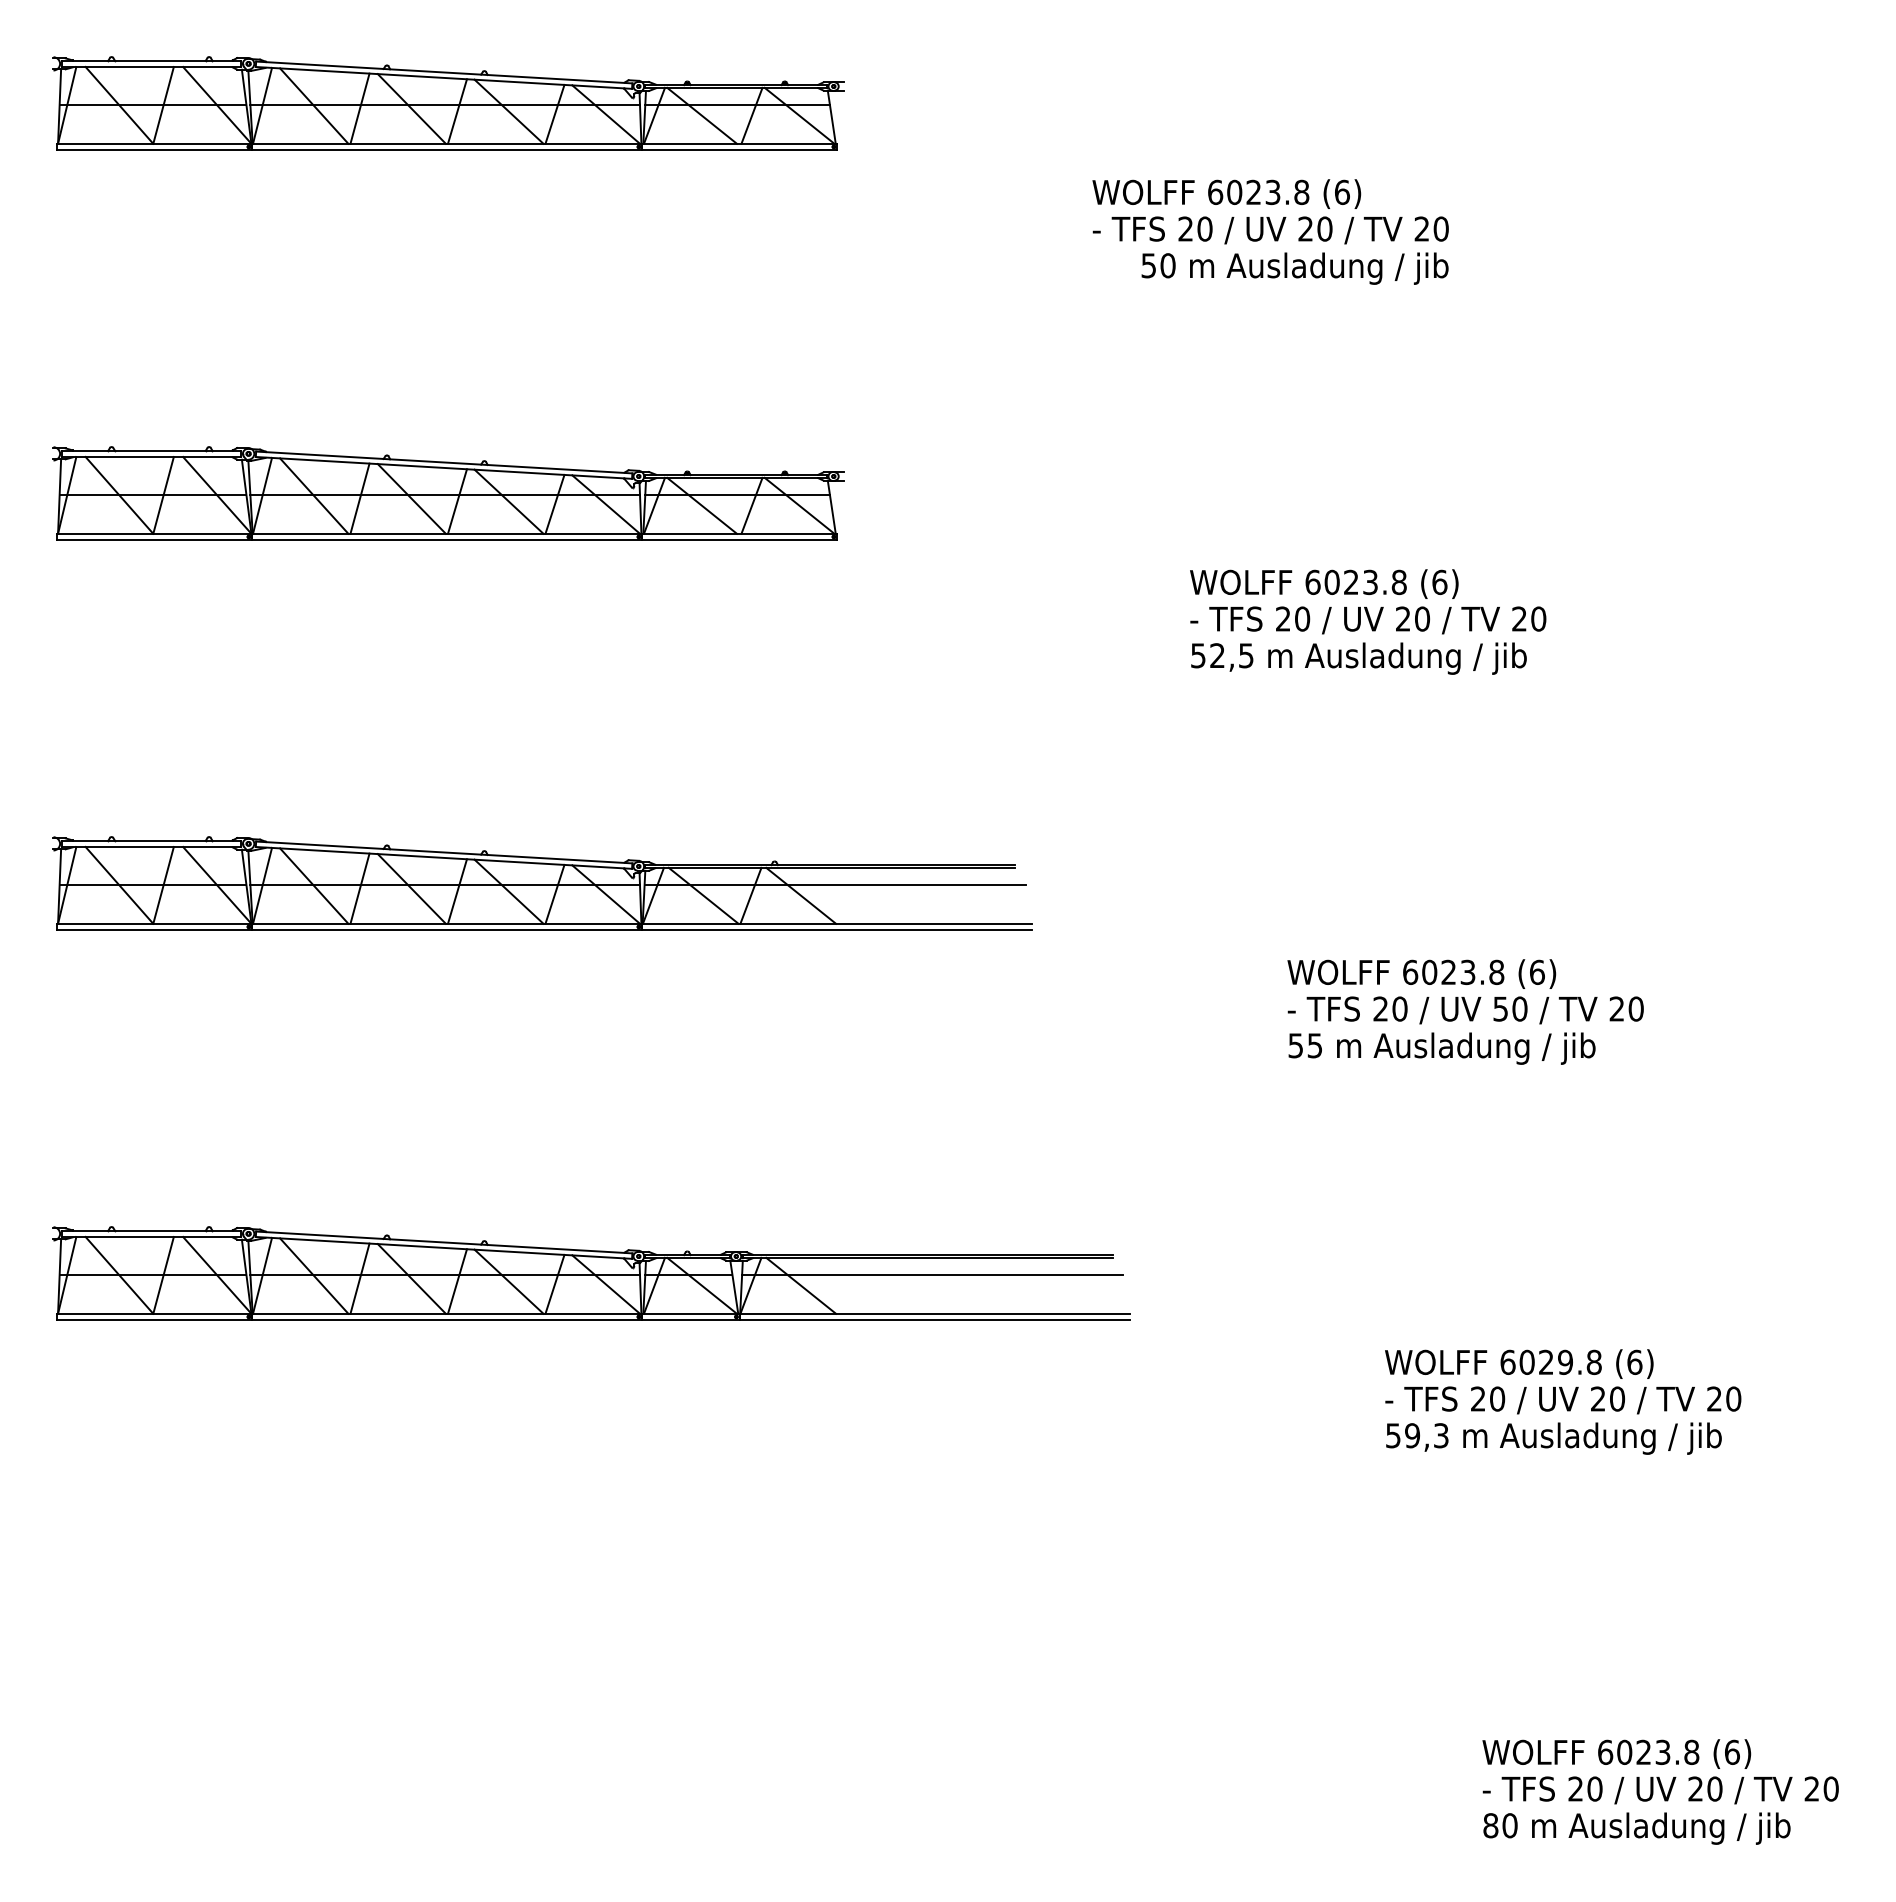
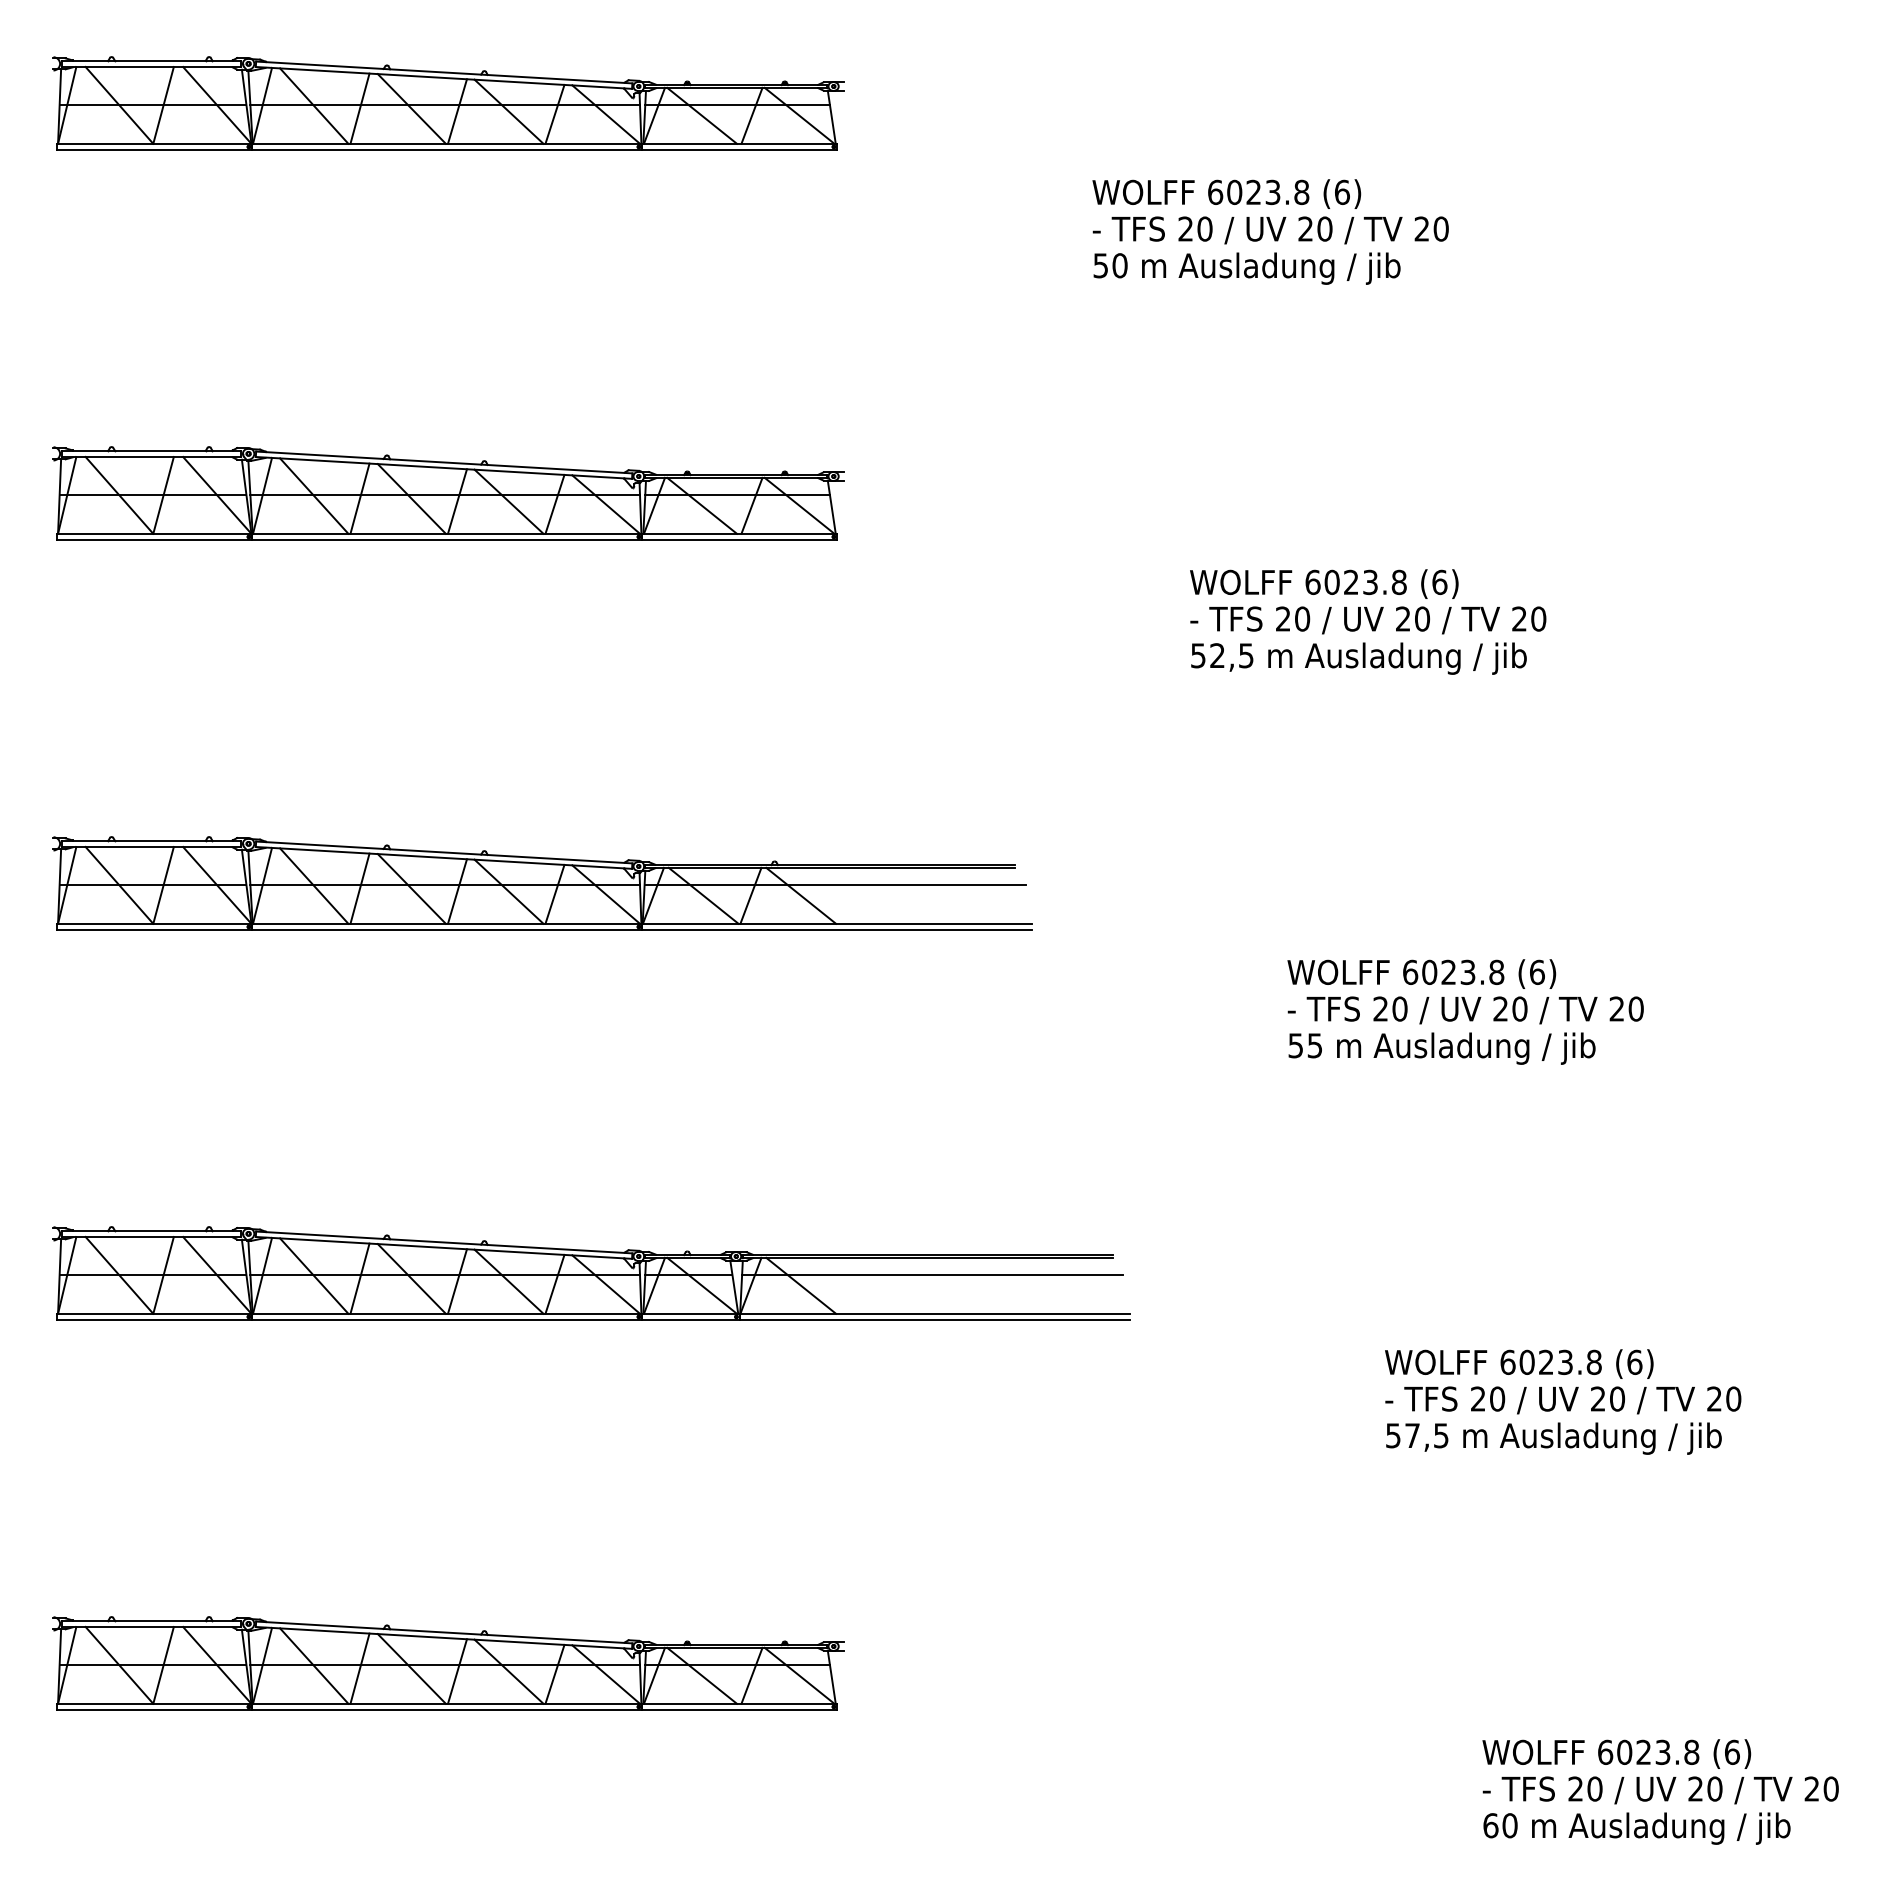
text position: (1294, 268) -> (1246, 268) (1246, 268)
text: 50 -> 20 (1500, 1008)
text: 6029.8 -> 6023.8 (1565, 1361)
text: 59,3 -> 57,5 (1426, 1435)
part: none -> present (448, 1663)
text: 80 -> 60 (1490, 1825)
